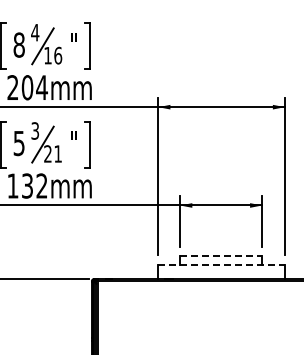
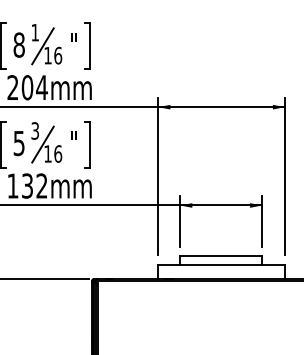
text: 4 -> 1 (35, 32)
text: 21 -> 16 (53, 153)
line: dashed -> solid (221, 256)
line: dashed -> solid (222, 264)
